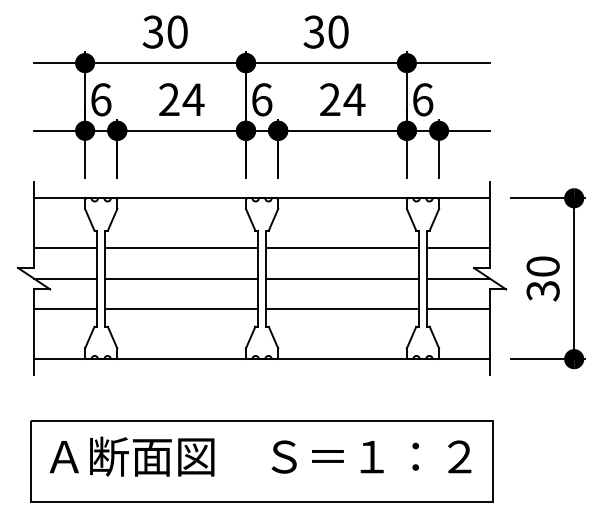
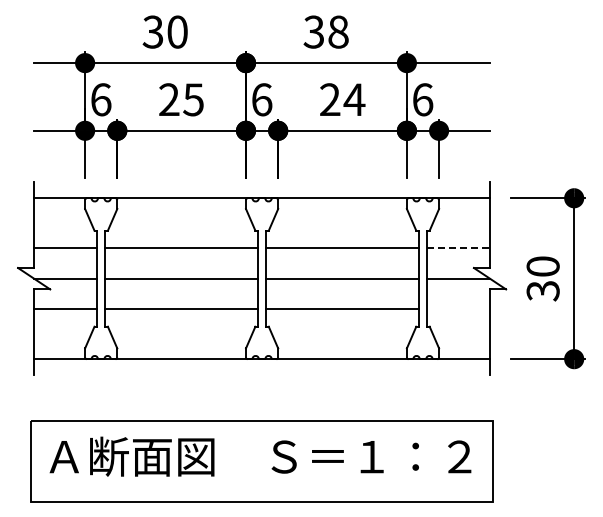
text: 30 -> 38 (338, 31)
text: 24 -> 25 (193, 99)
line: solid -> dashed (458, 248)
line: present -> none (458, 309)
